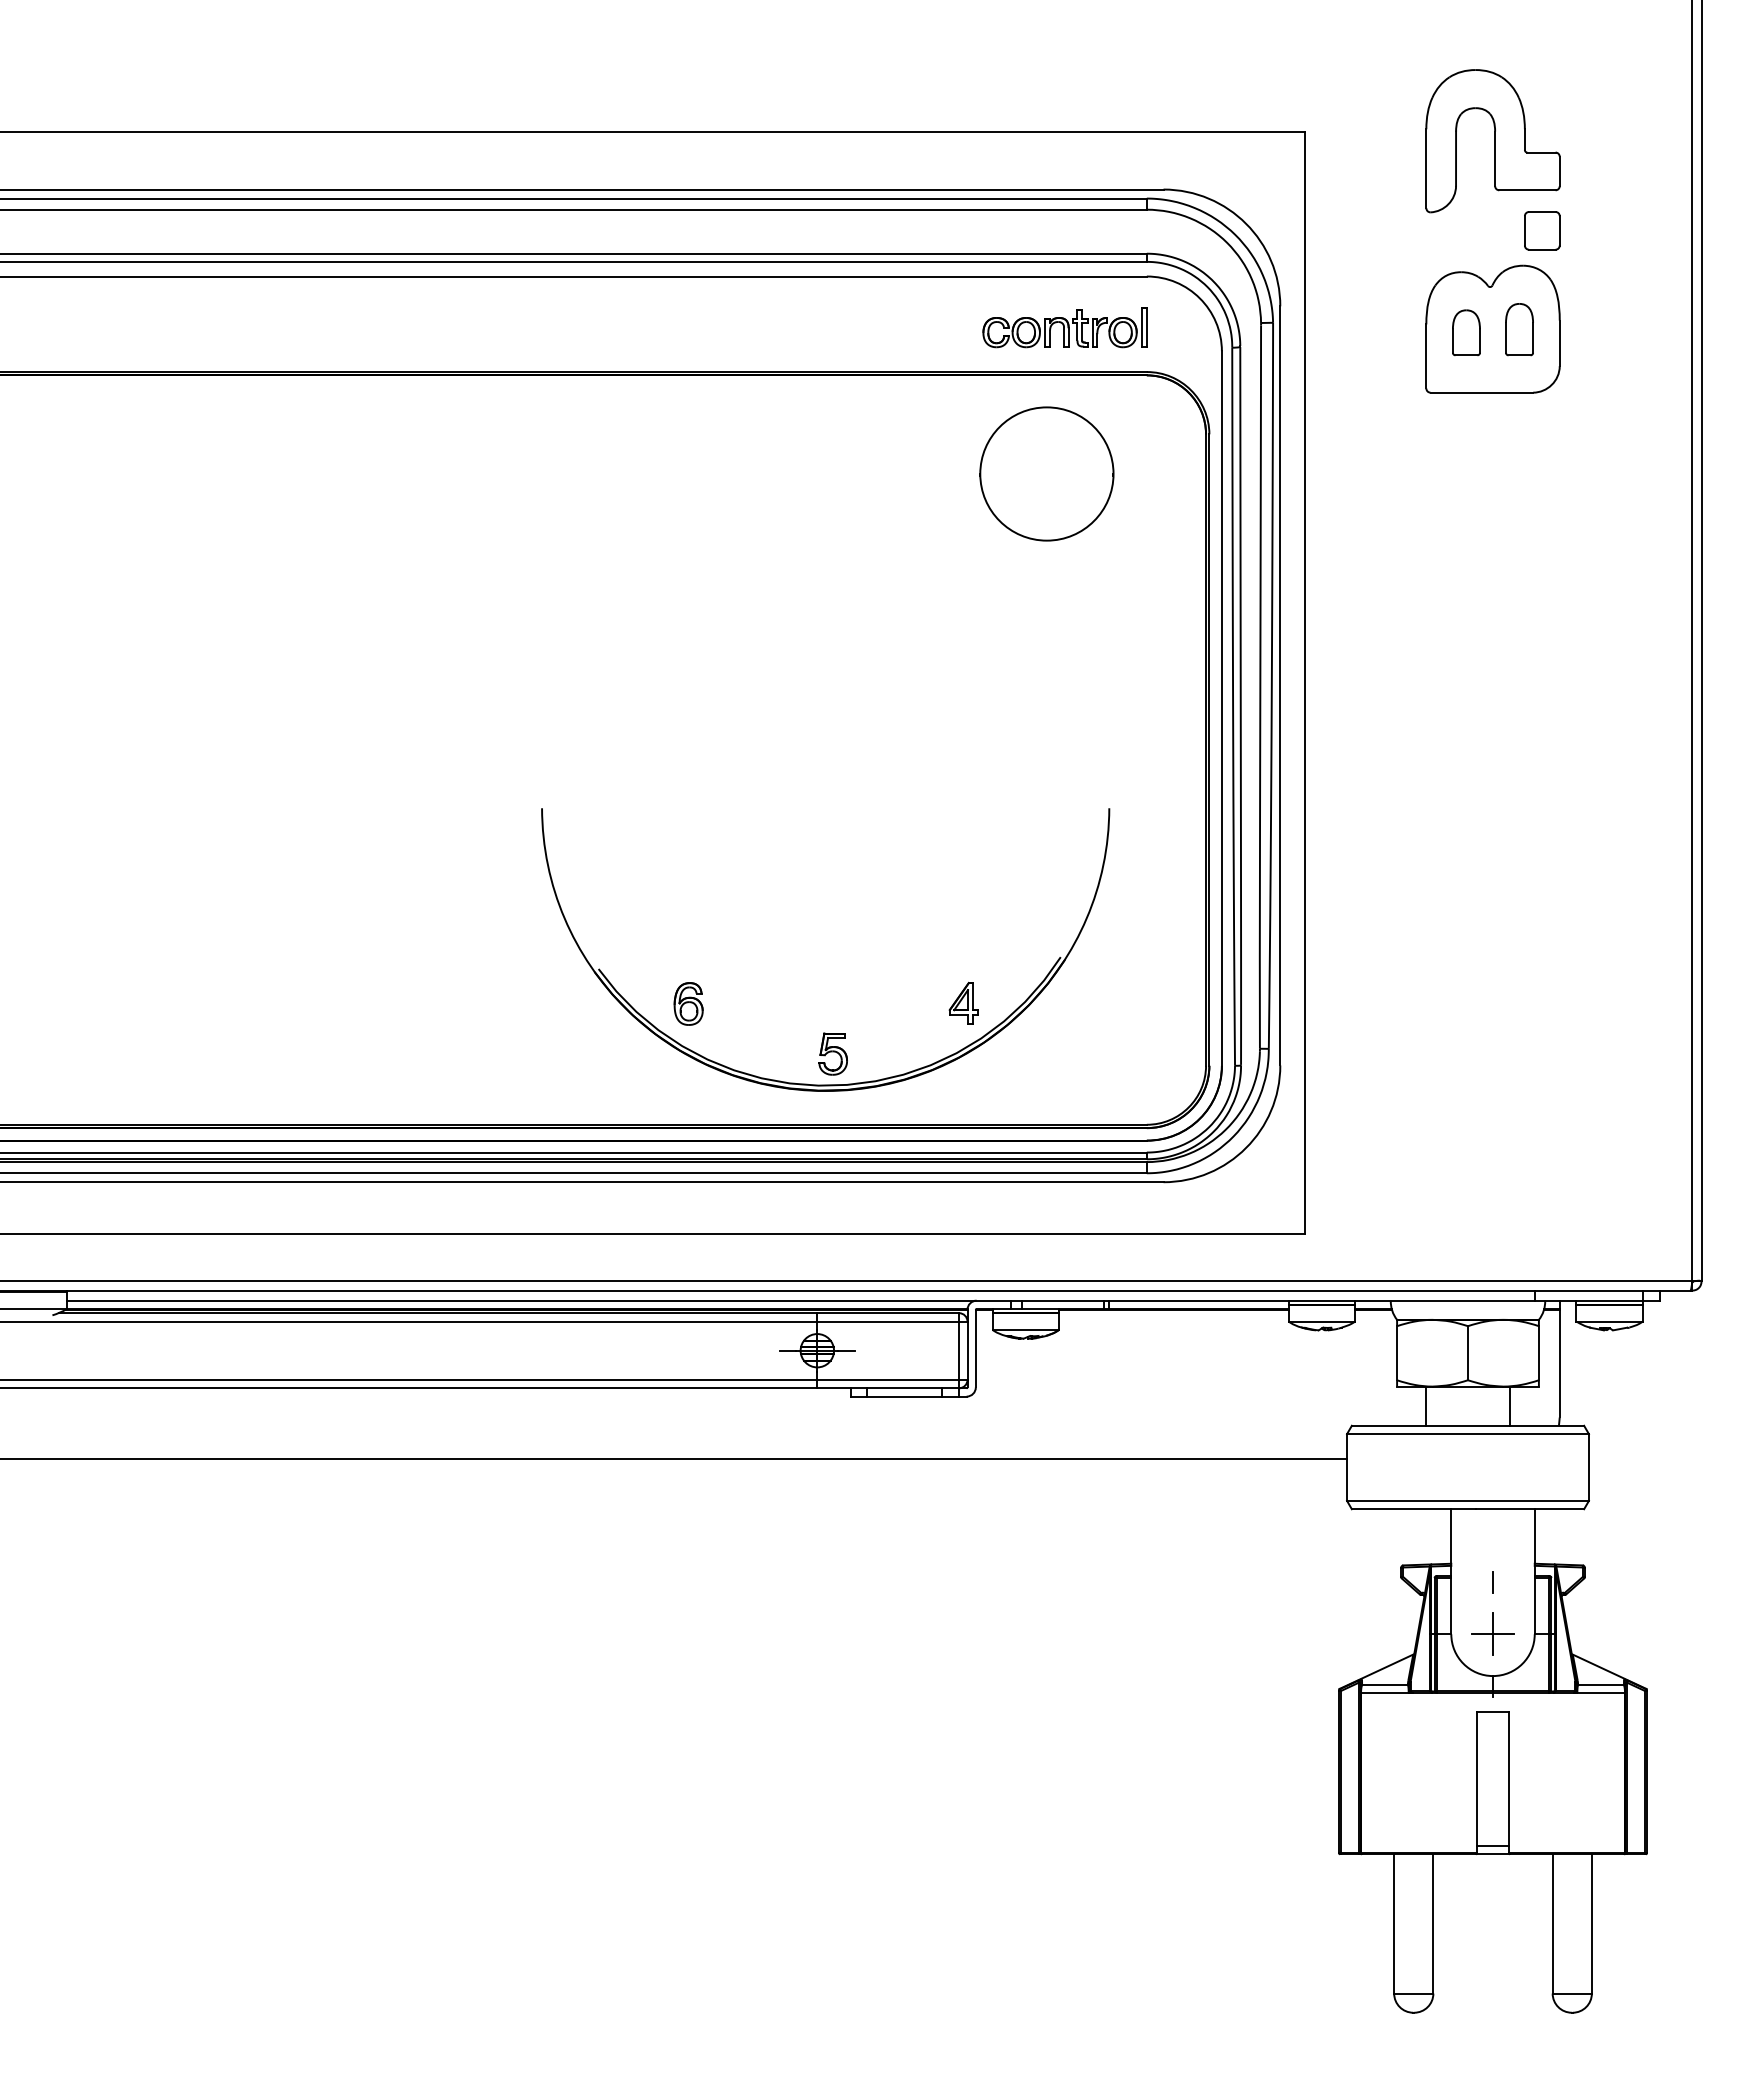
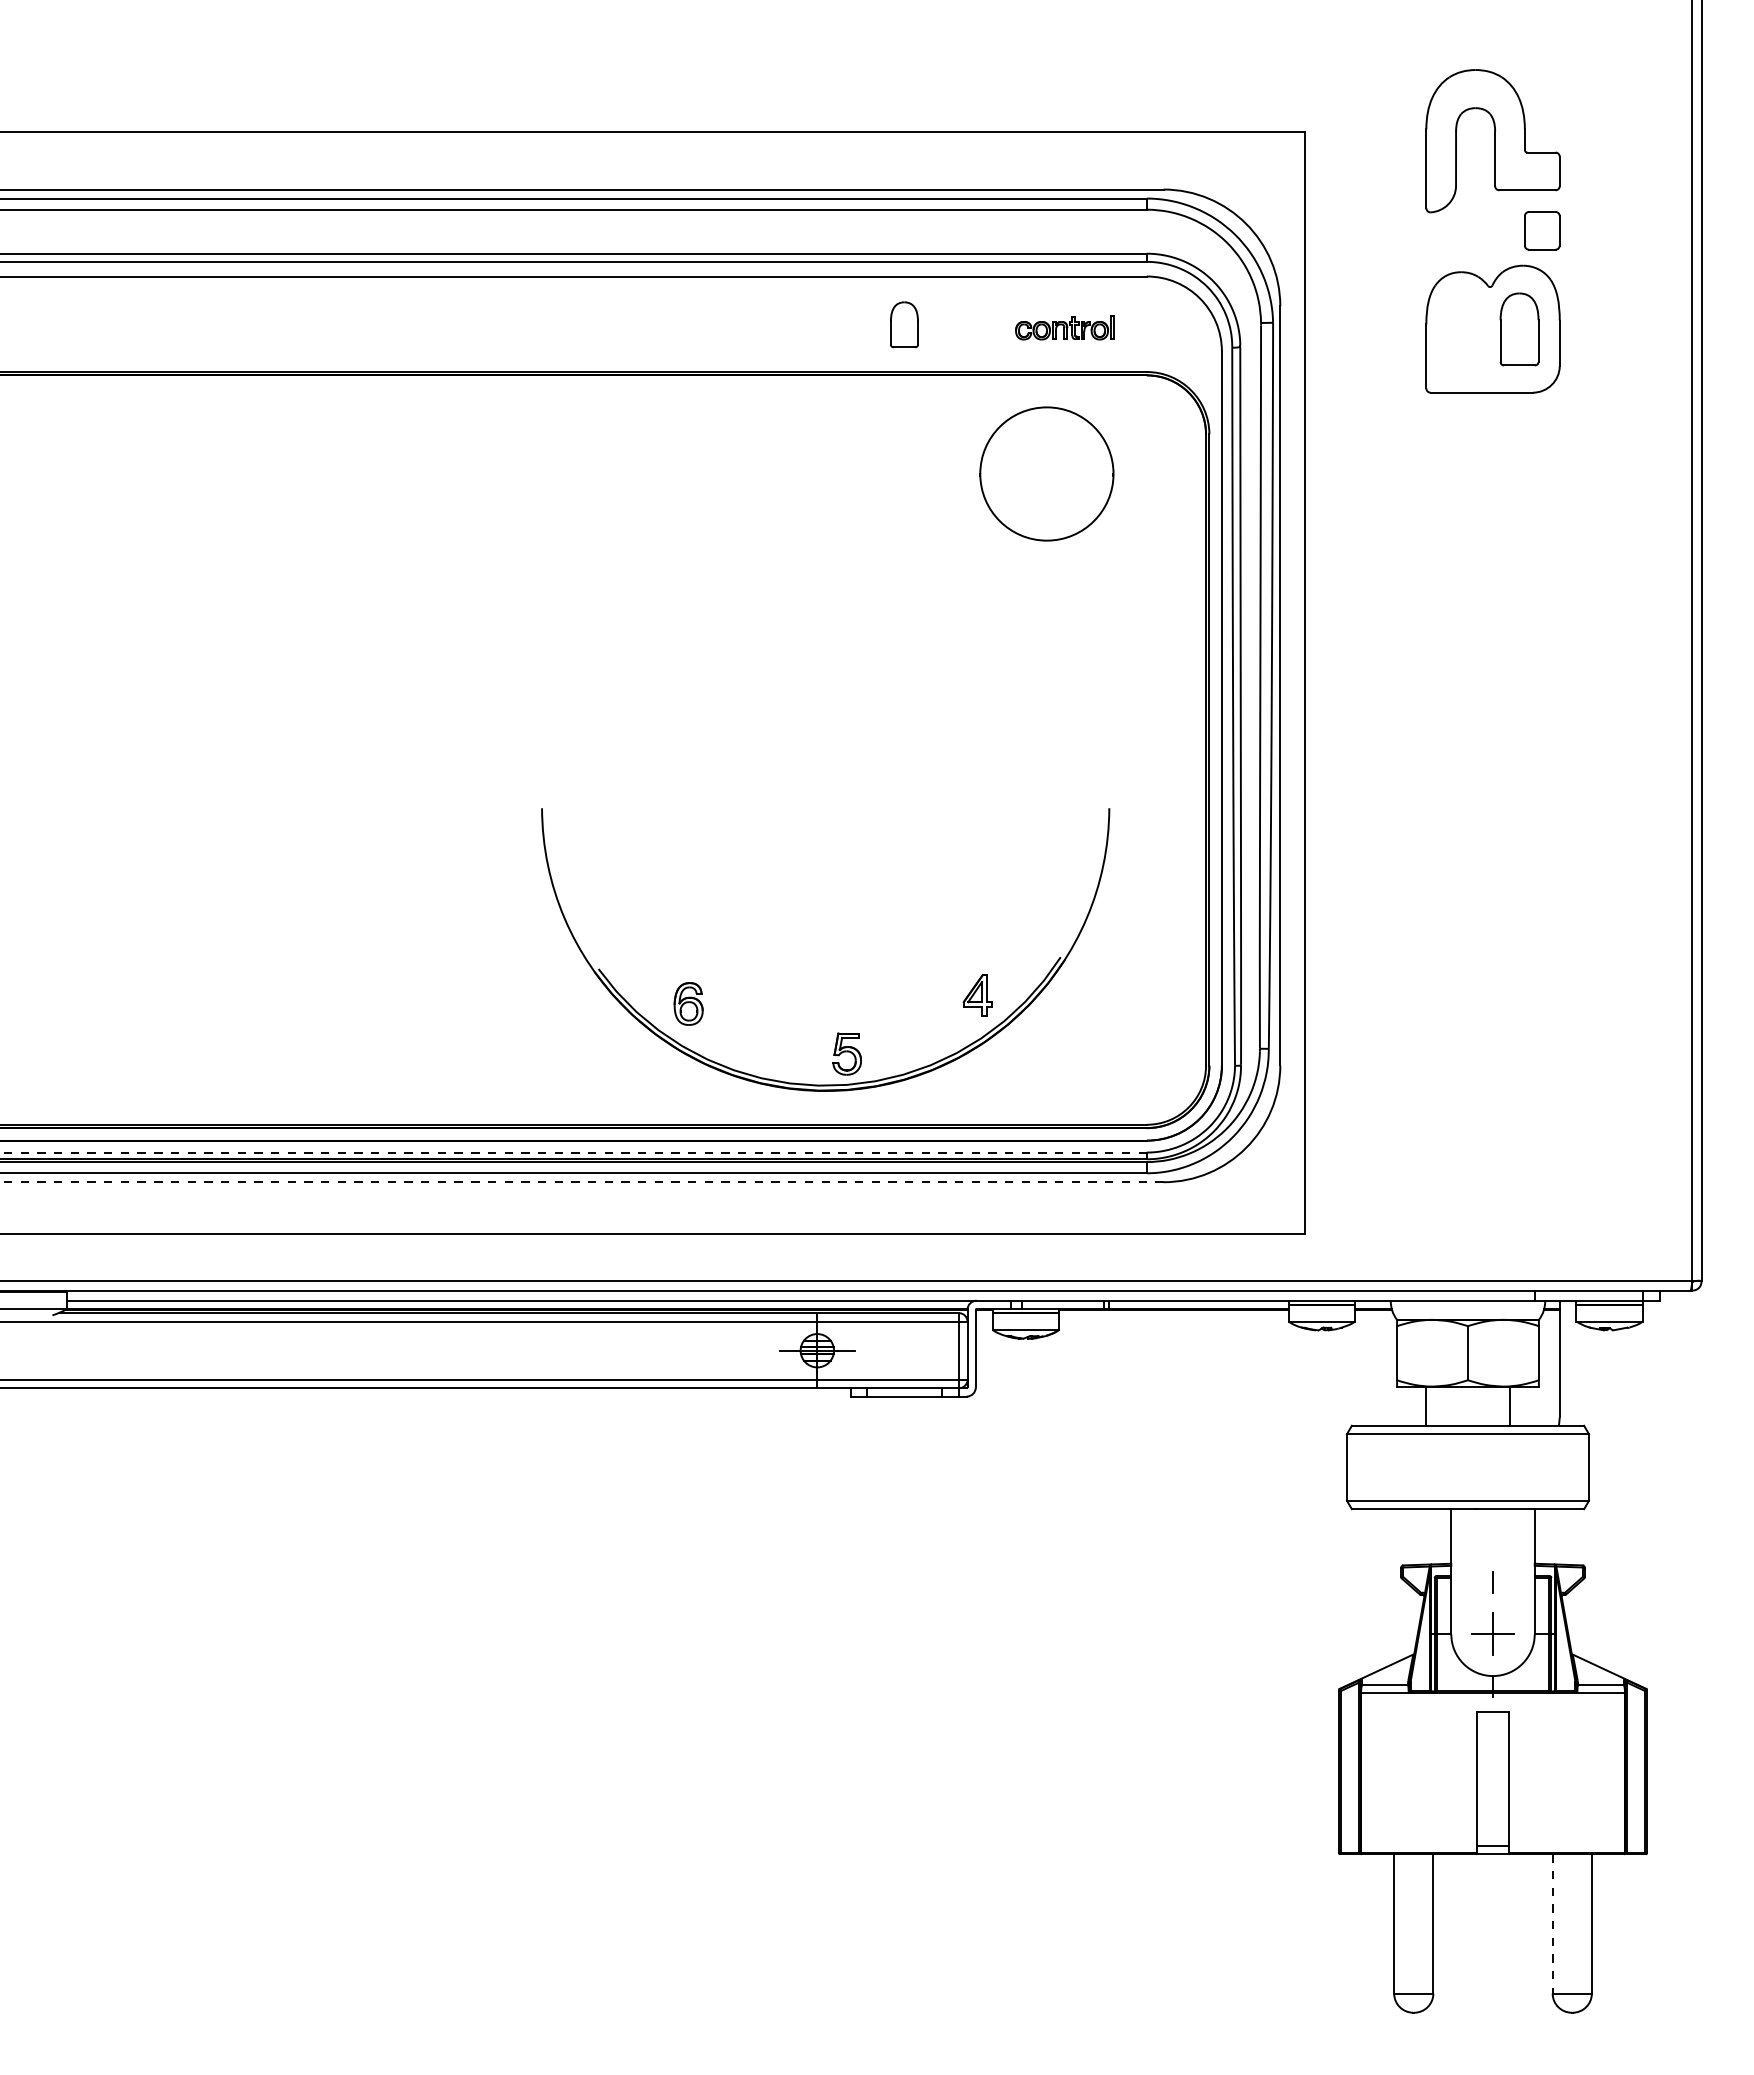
part size: 166x42 px -> 100x26 px (1064, 327)
part size: 29x54 px -> 41x75 px (1519, 329)
part position: (1466, 332) -> (904, 324) (904, 324)
part position: (963, 1002) -> (977, 994) (977, 994)
part position: (832, 1053) -> (846, 1053) (846, 1053)
line: solid -> dashed (574, 1152)
line: solid -> dashed (581, 1182)
line: present -> none (674, 1459)
line: solid -> dashed (1552, 1923)
